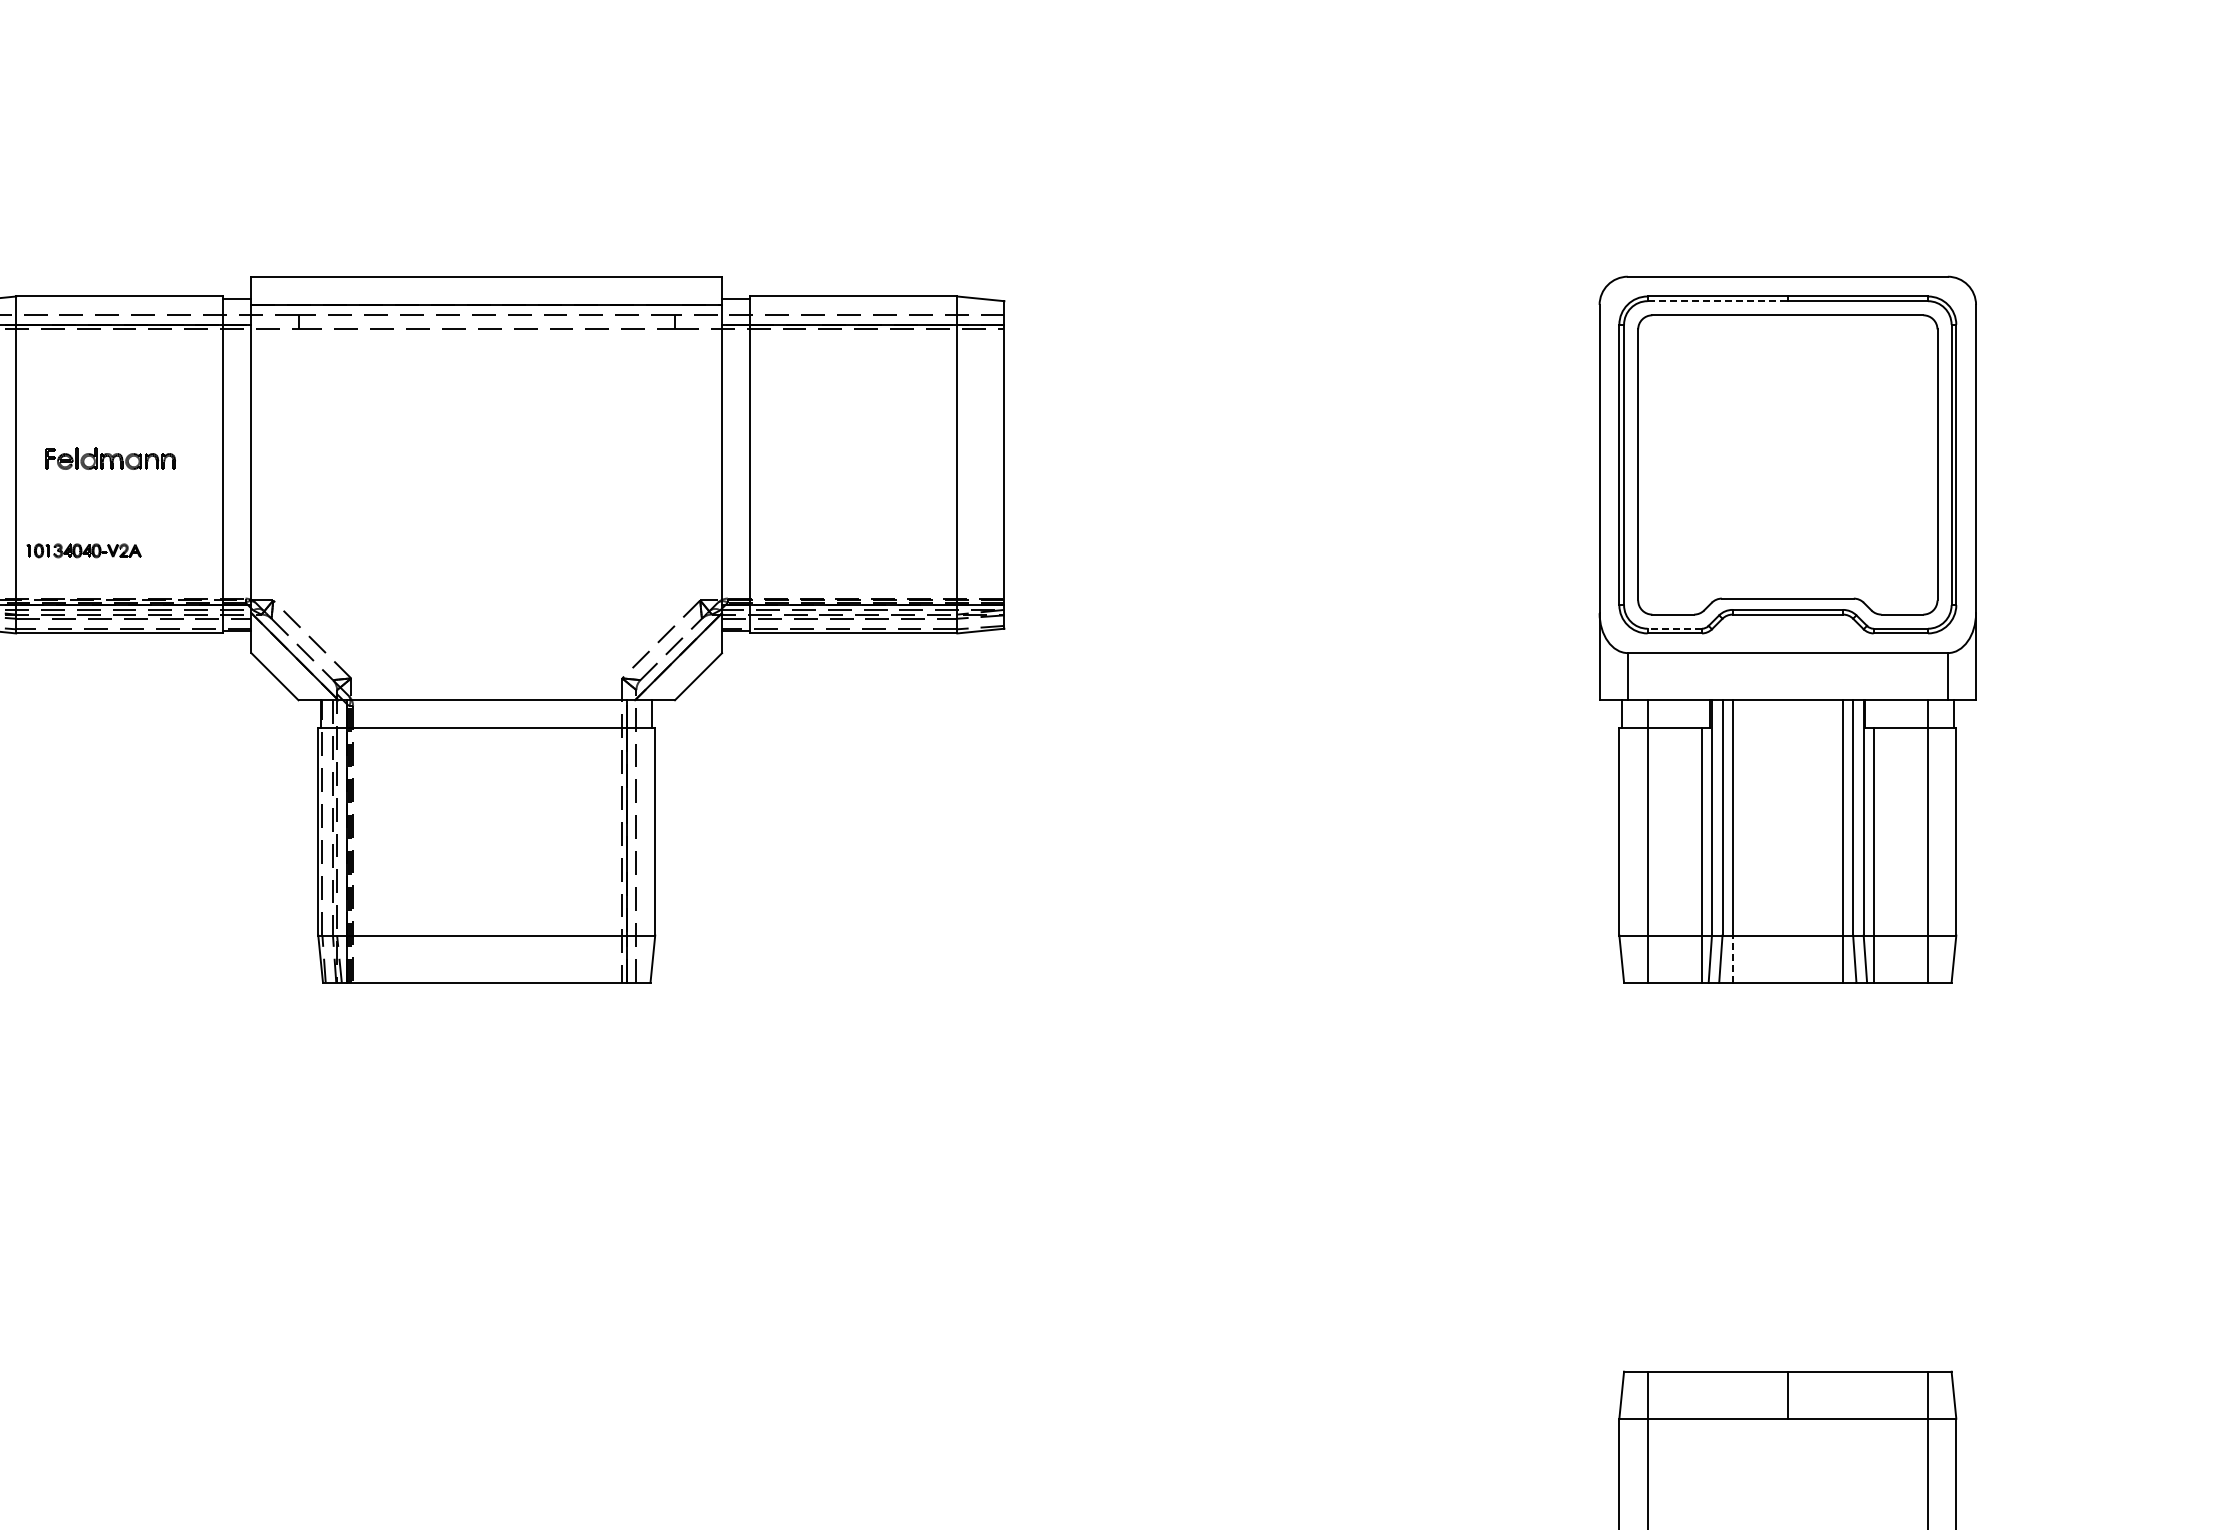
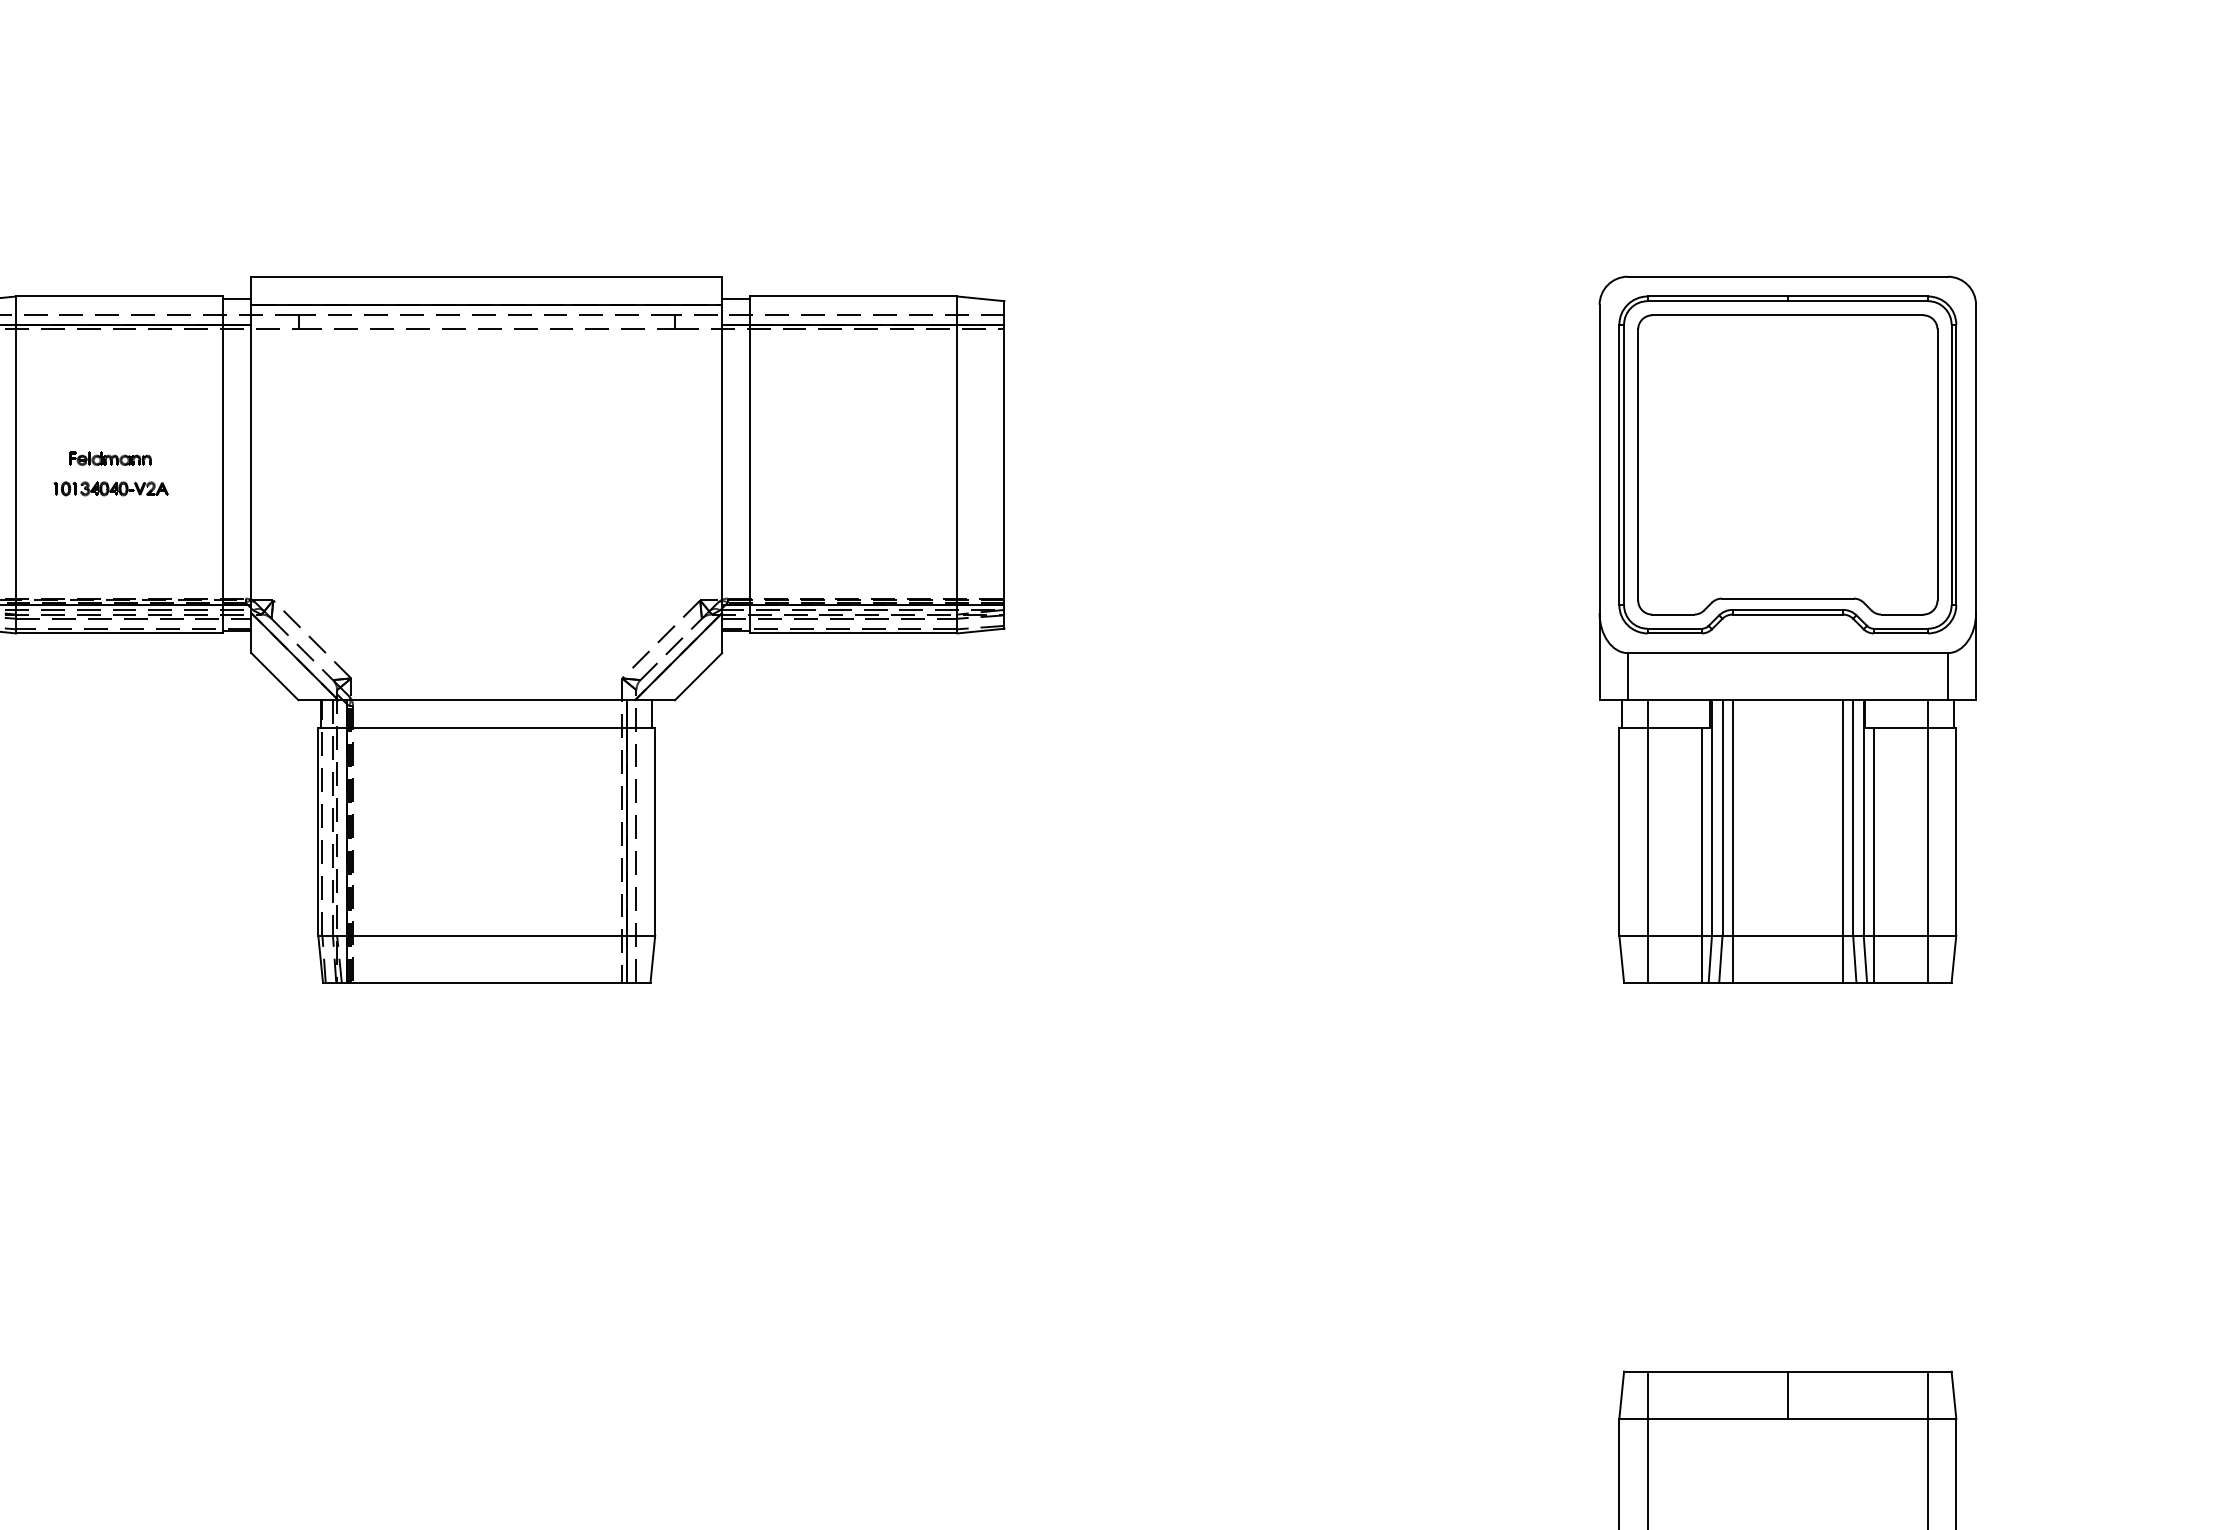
line: dashed -> solid (1718, 301)
part size: 131x23 px -> 83x15 px (110, 458)
part position: (83, 550) -> (110, 488) (110, 488)
line: dashed -> solid (1674, 628)
line: dashed -> solid (1732, 959)
